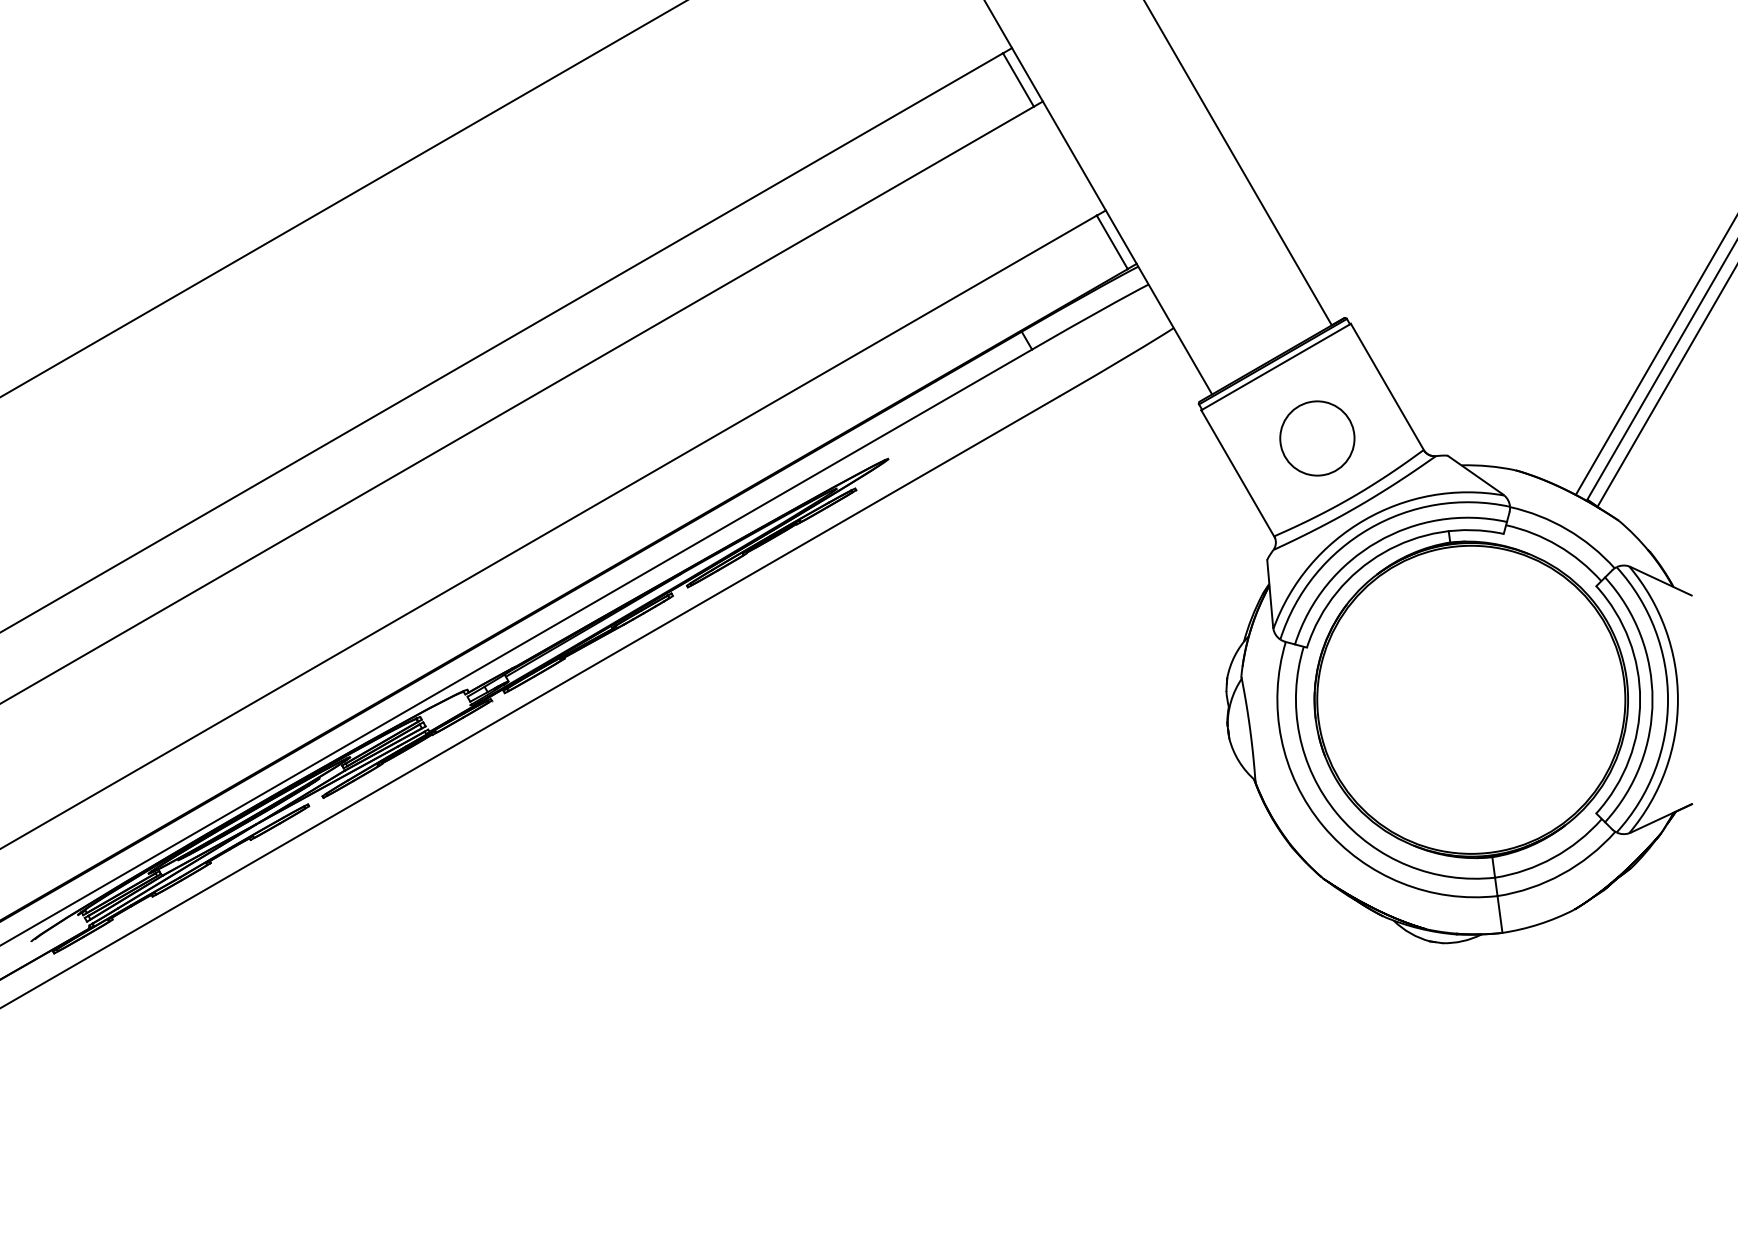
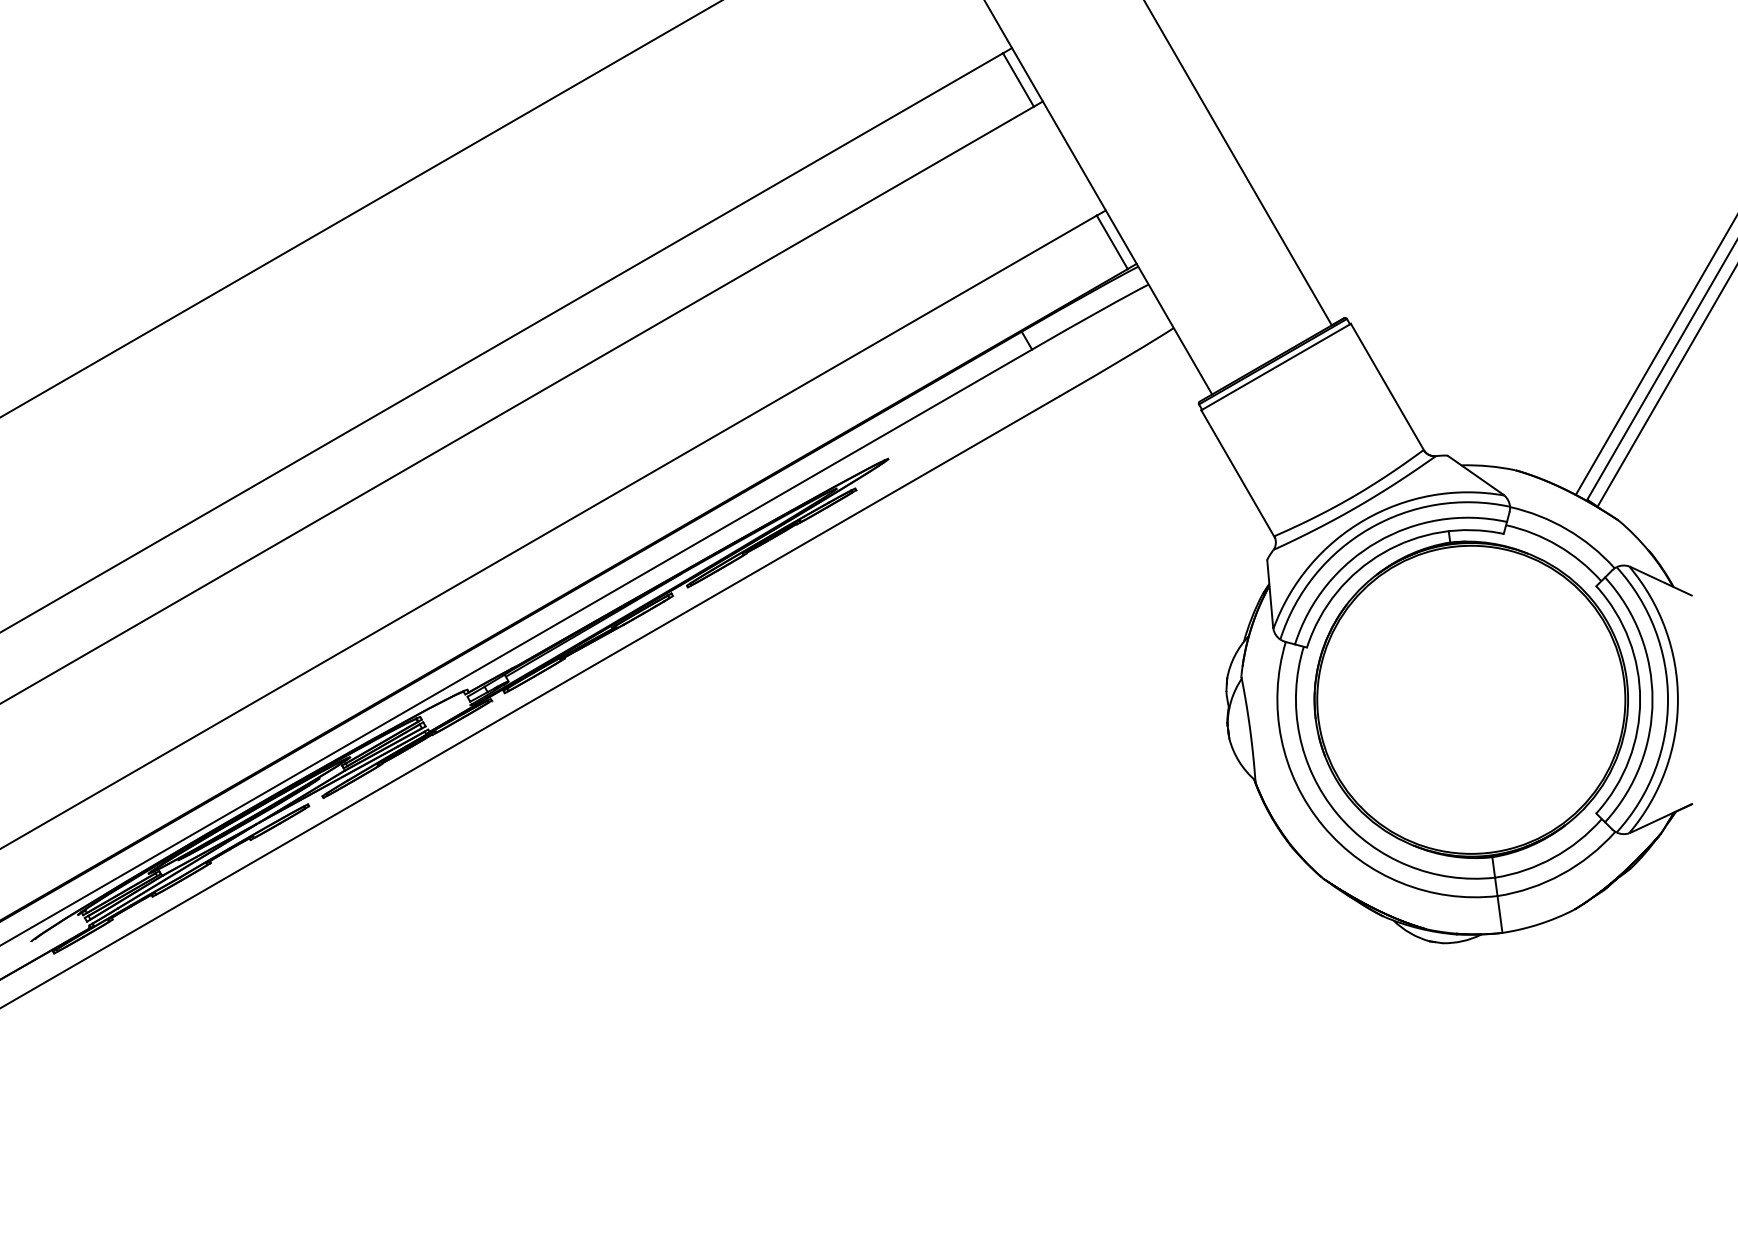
line position: (343, 199) -> (360, 209) (360, 209)
circle: present -> none (1317, 438)
